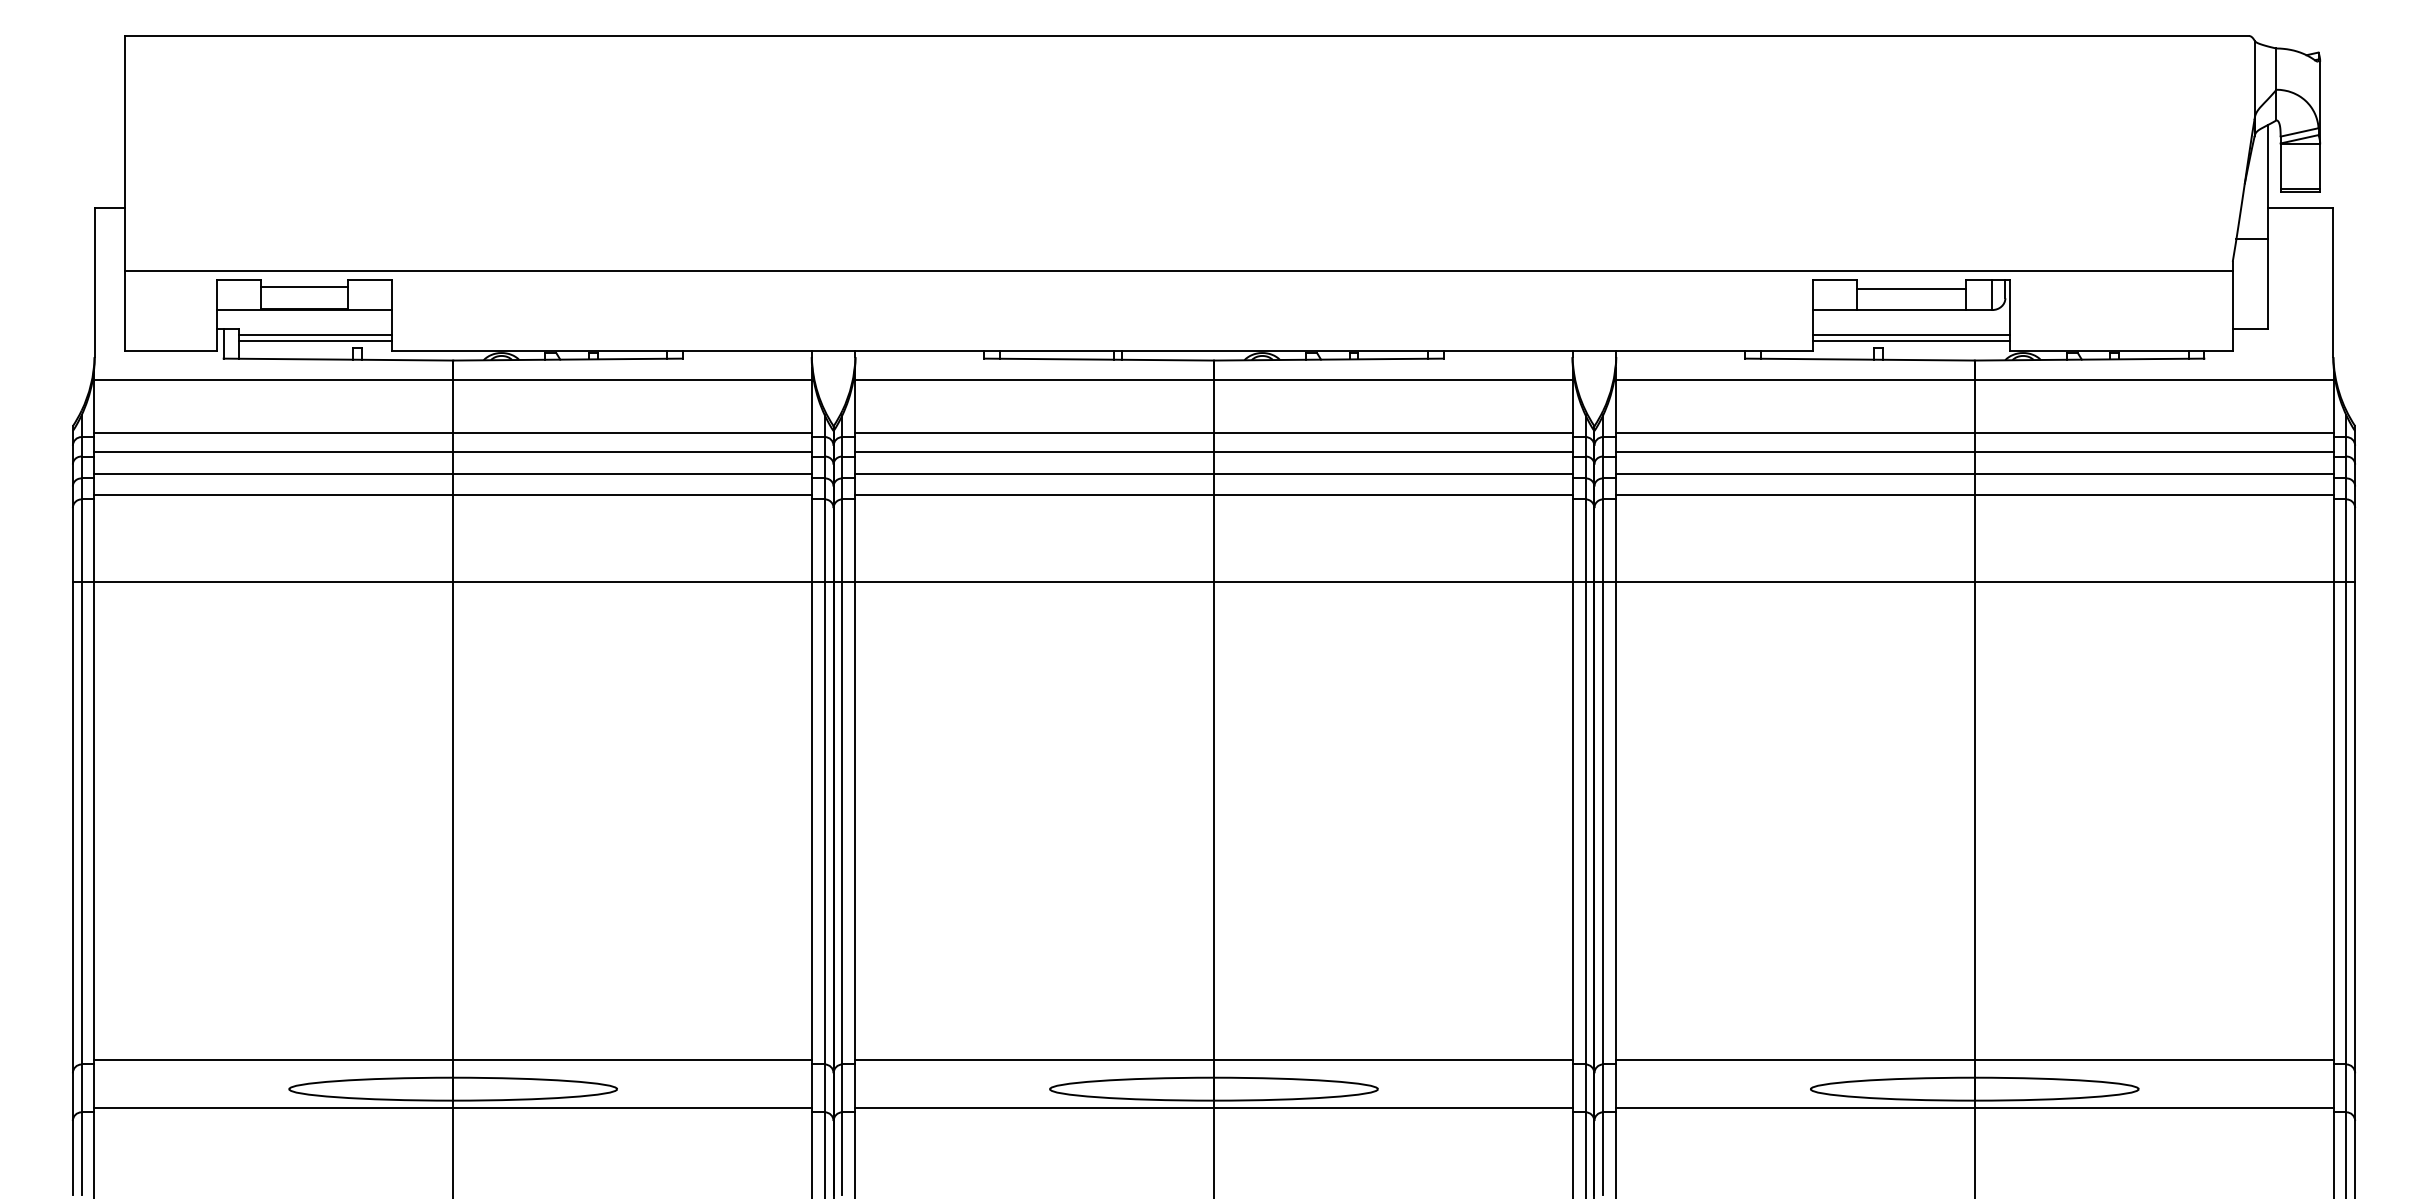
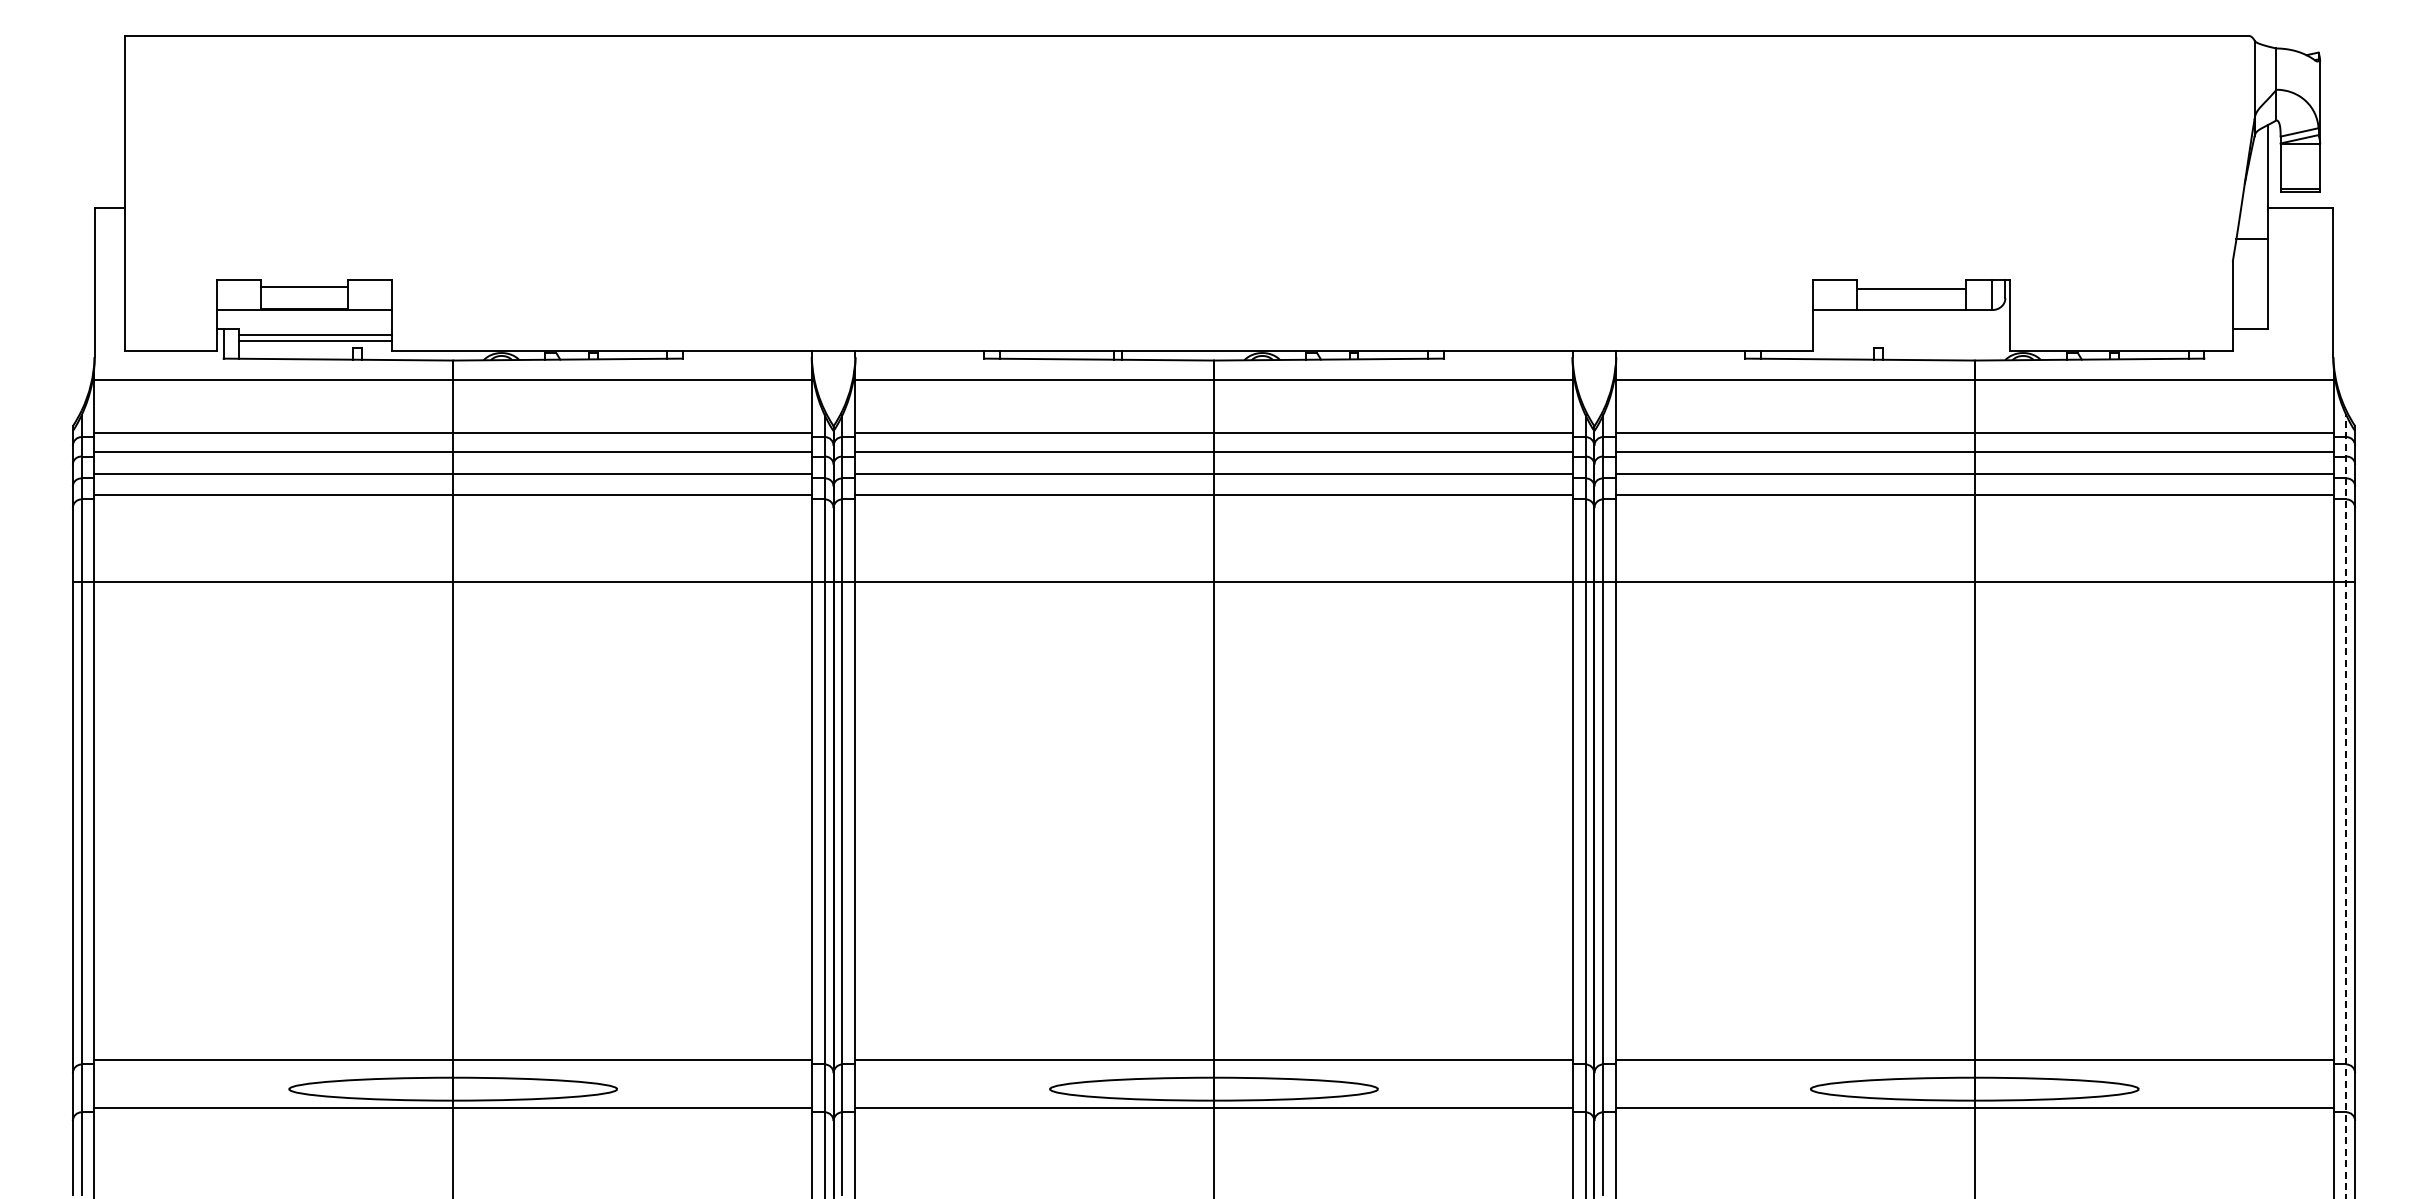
line: present -> none (1178, 271)
line: present -> none (1911, 335)
line: present -> none (1911, 341)
line: solid -> dashed (2346, 806)
